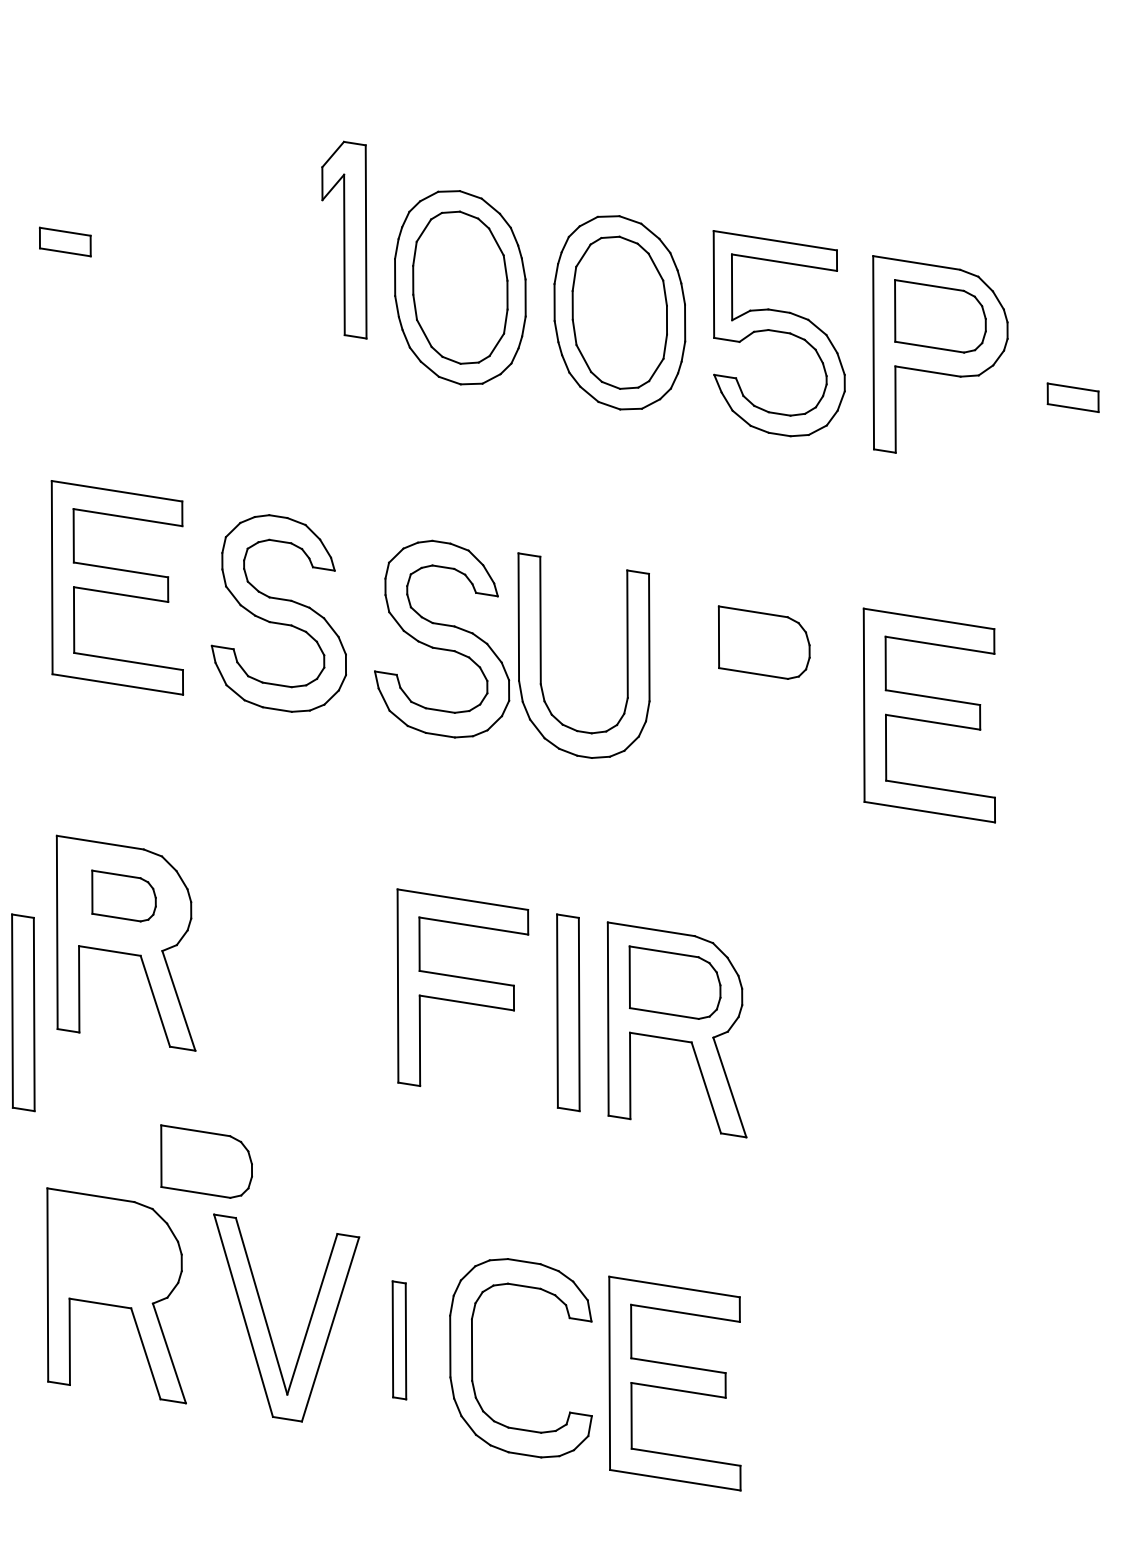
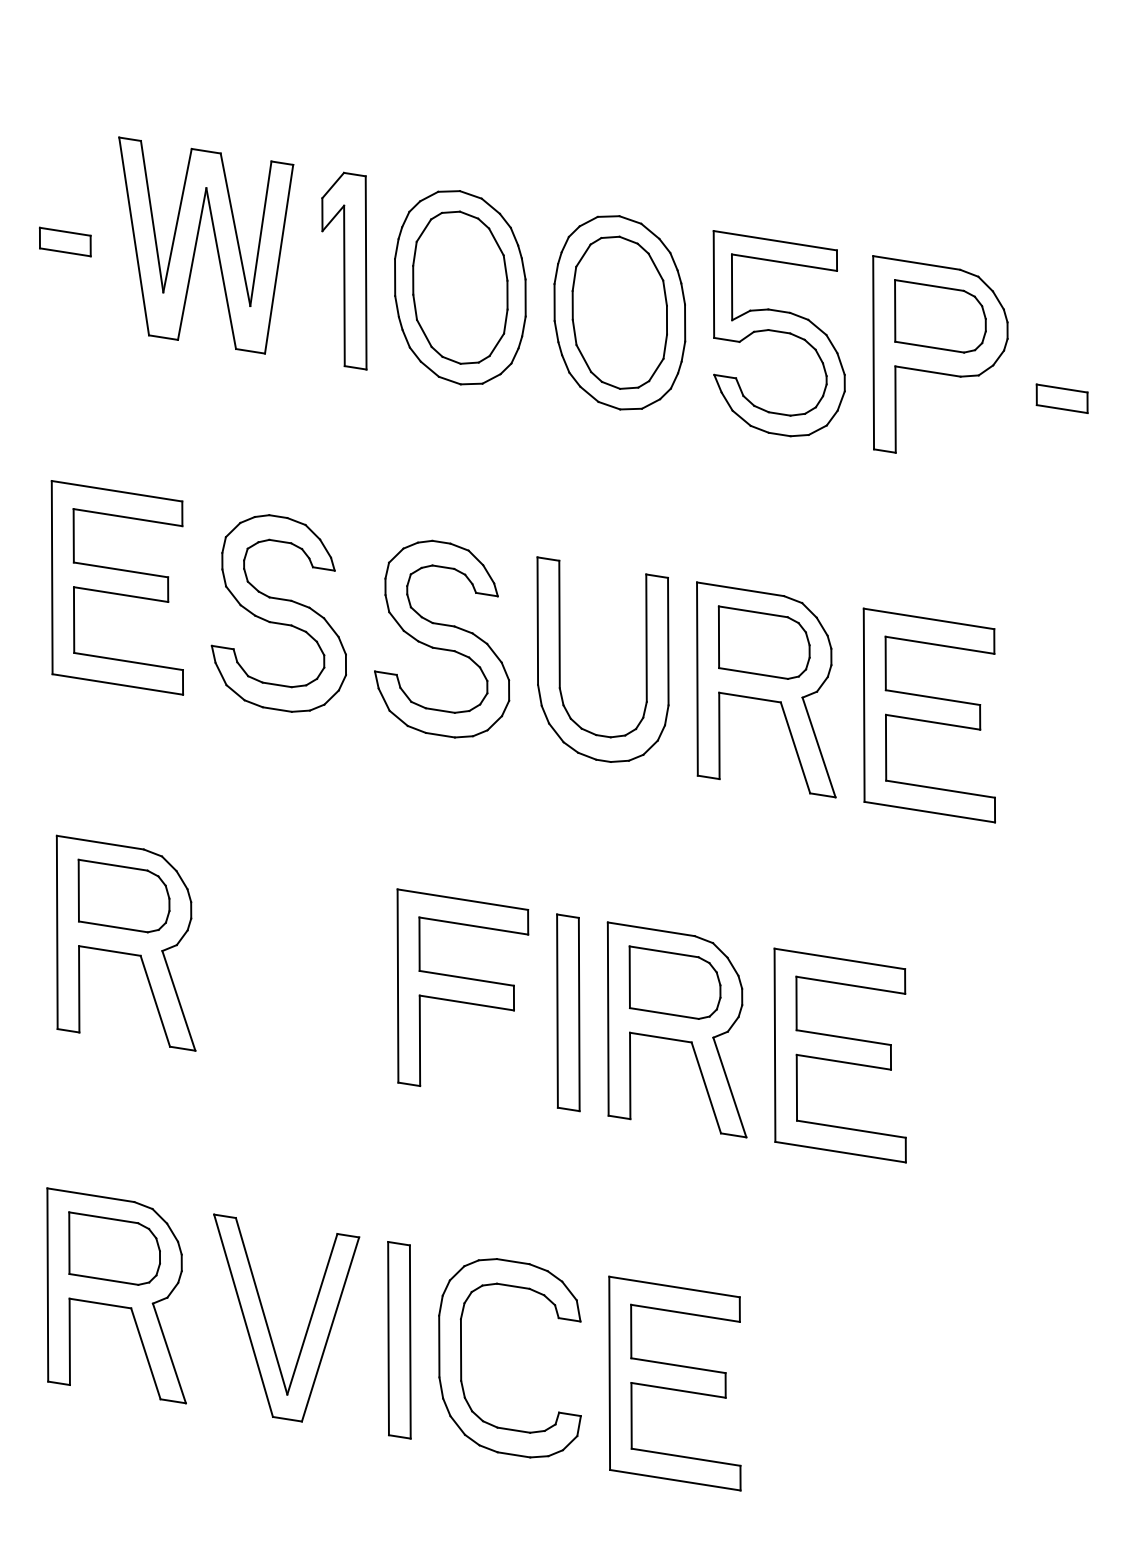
part position: (344, 239) -> (344, 270) (344, 270)
part: none -> present (215, 244)
part position: (1072, 397) -> (1061, 398) (1061, 398)
part position: (541, 655) -> (560, 659) (560, 659)
part: none -> present (766, 689)
part size: 66x54 px -> 94x76 px (123, 895)
part: present -> none (23, 1012)
part: none -> present (839, 1055)
part position: (206, 1161) -> (114, 1248) (114, 1248)
part size: 17x121 px -> 25x199 px (399, 1340)
part position: (472, 1358) -> (461, 1358) (461, 1358)
